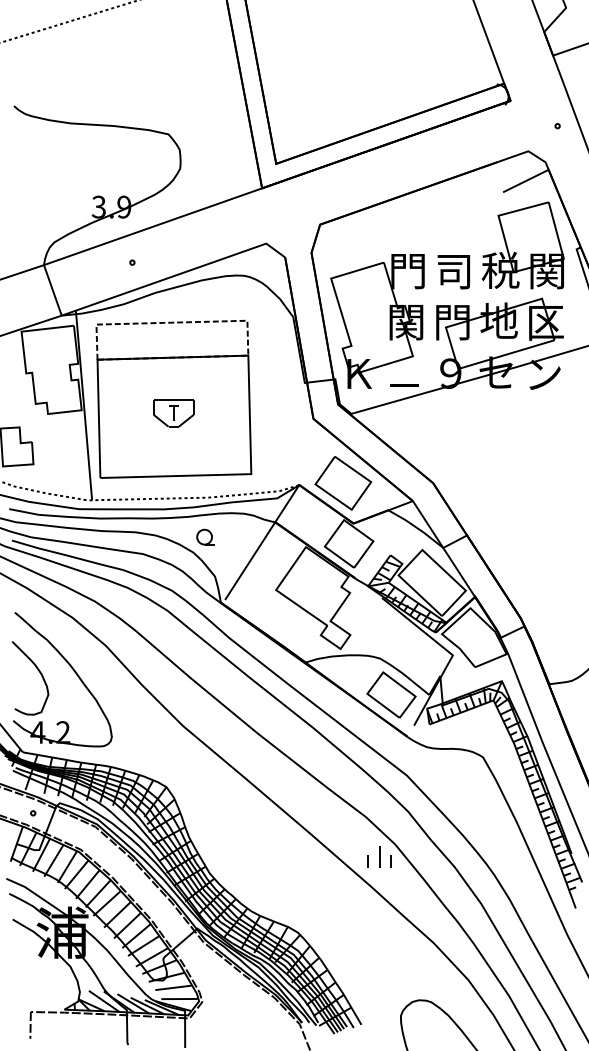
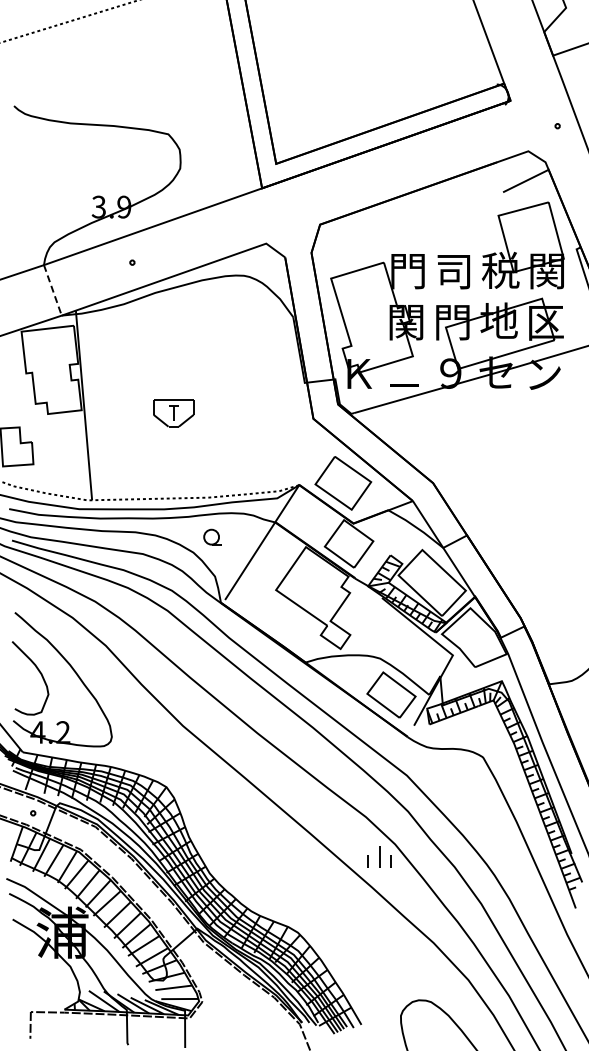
line: solid -> dashed (52, 290)
part: present -> none (173, 398)
part position: (205, 536) -> (212, 536) (212, 536)
